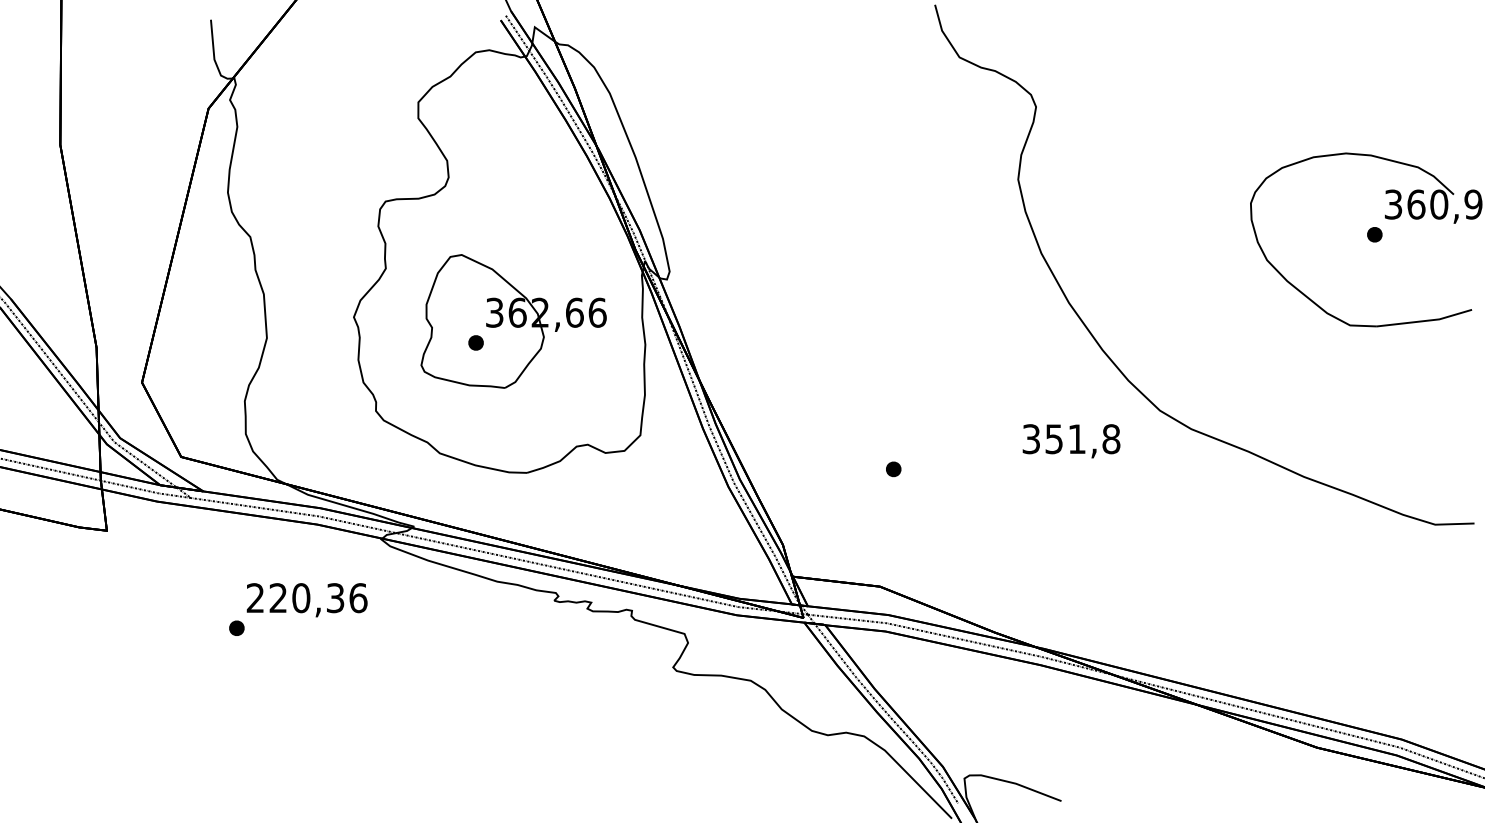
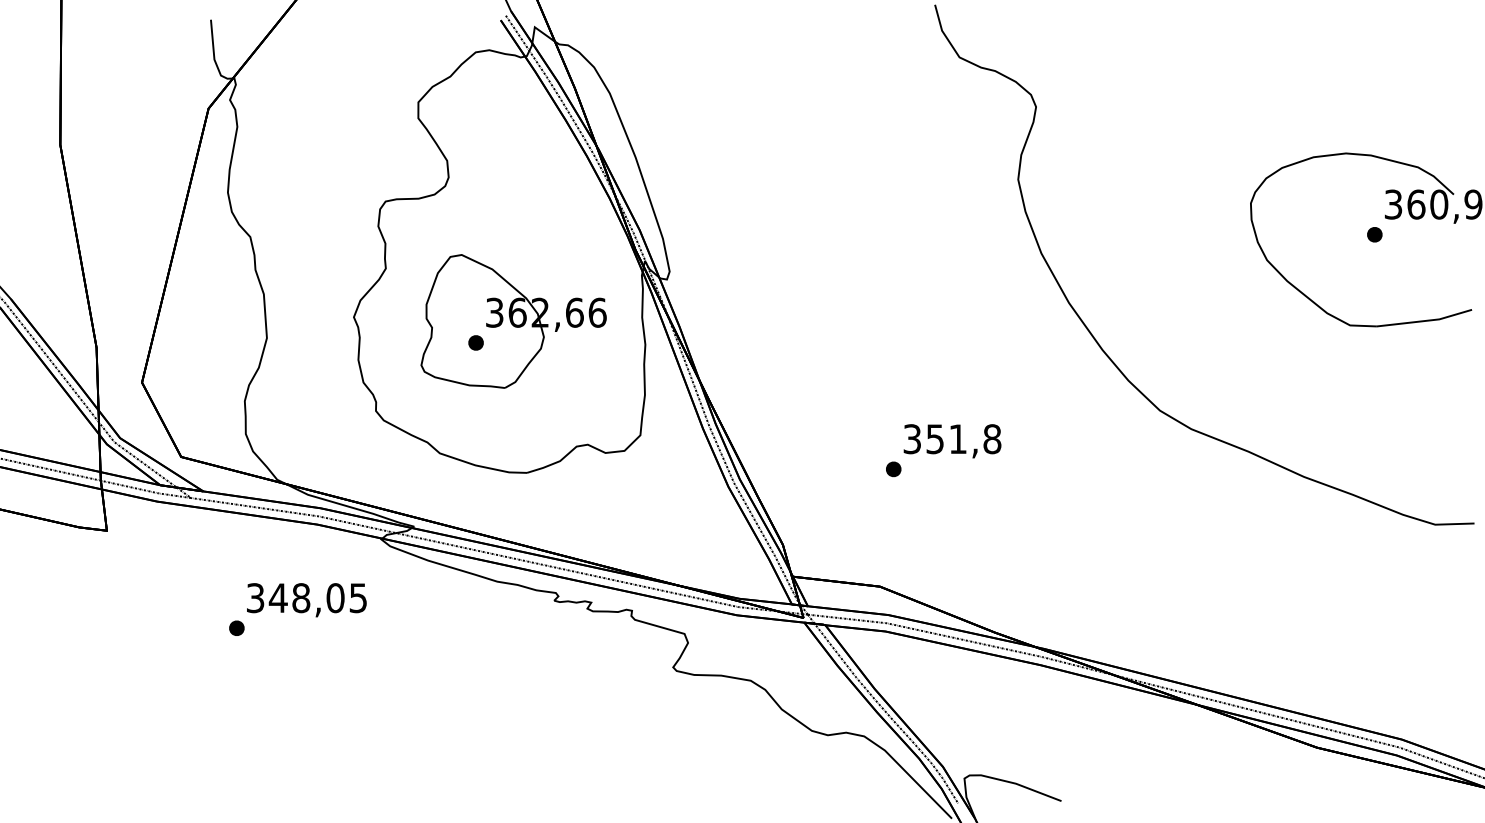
text position: (1071, 441) -> (952, 441) (952, 441)
text: 220,36 -> 348,05 (306, 598)
